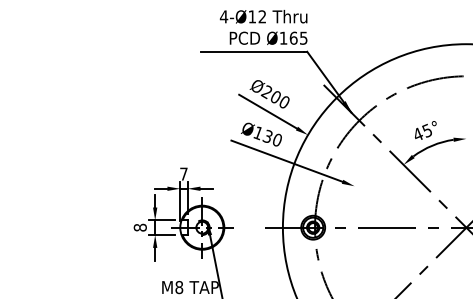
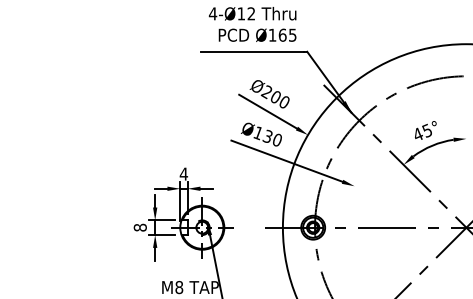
text position: (263, 27) -> (252, 24) (252, 24)
text: 7 -> 4 (183, 173)
